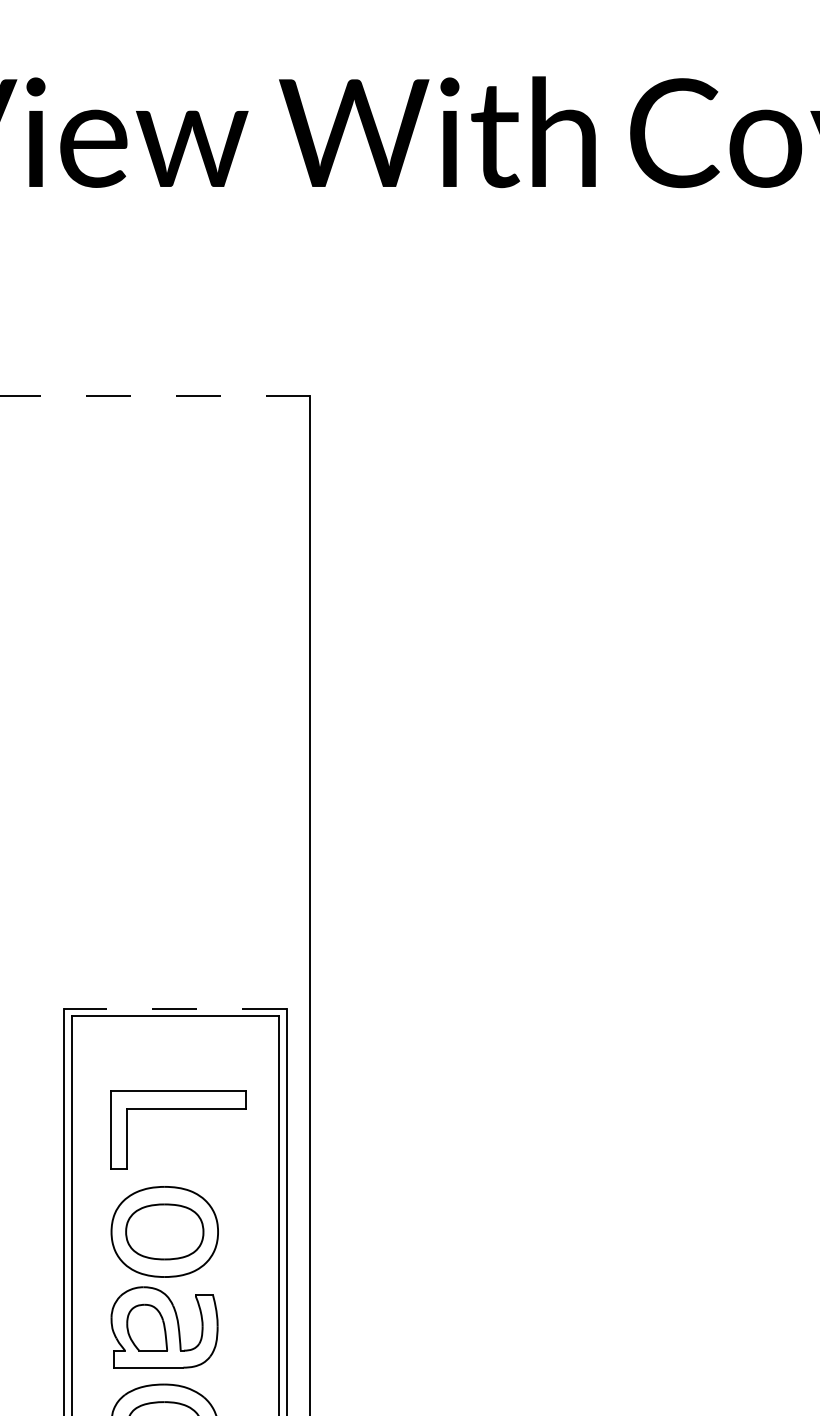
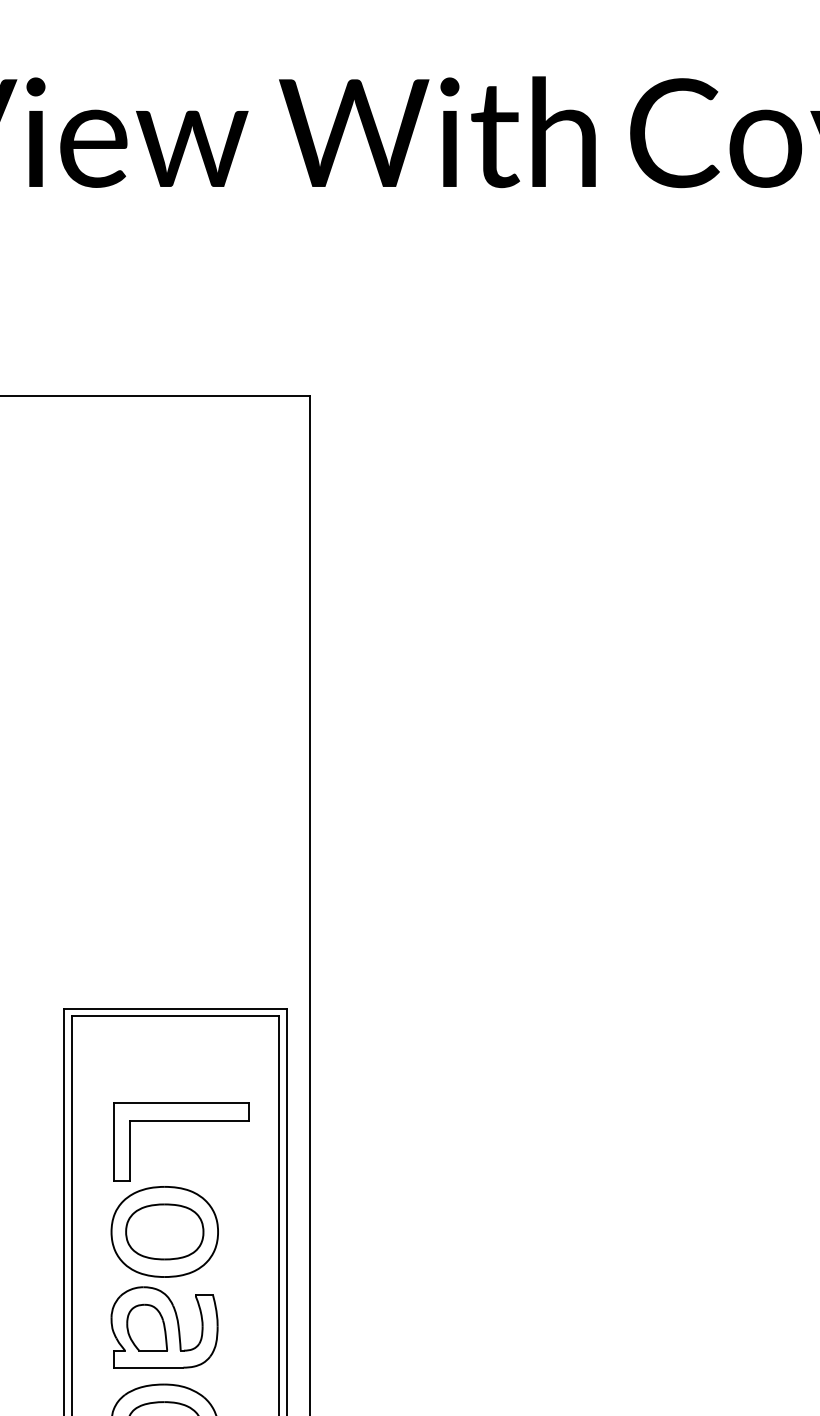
line: dashed -> solid (155, 395)
line: dashed -> solid (175, 1008)
part position: (178, 1109) -> (181, 1121) (181, 1121)
